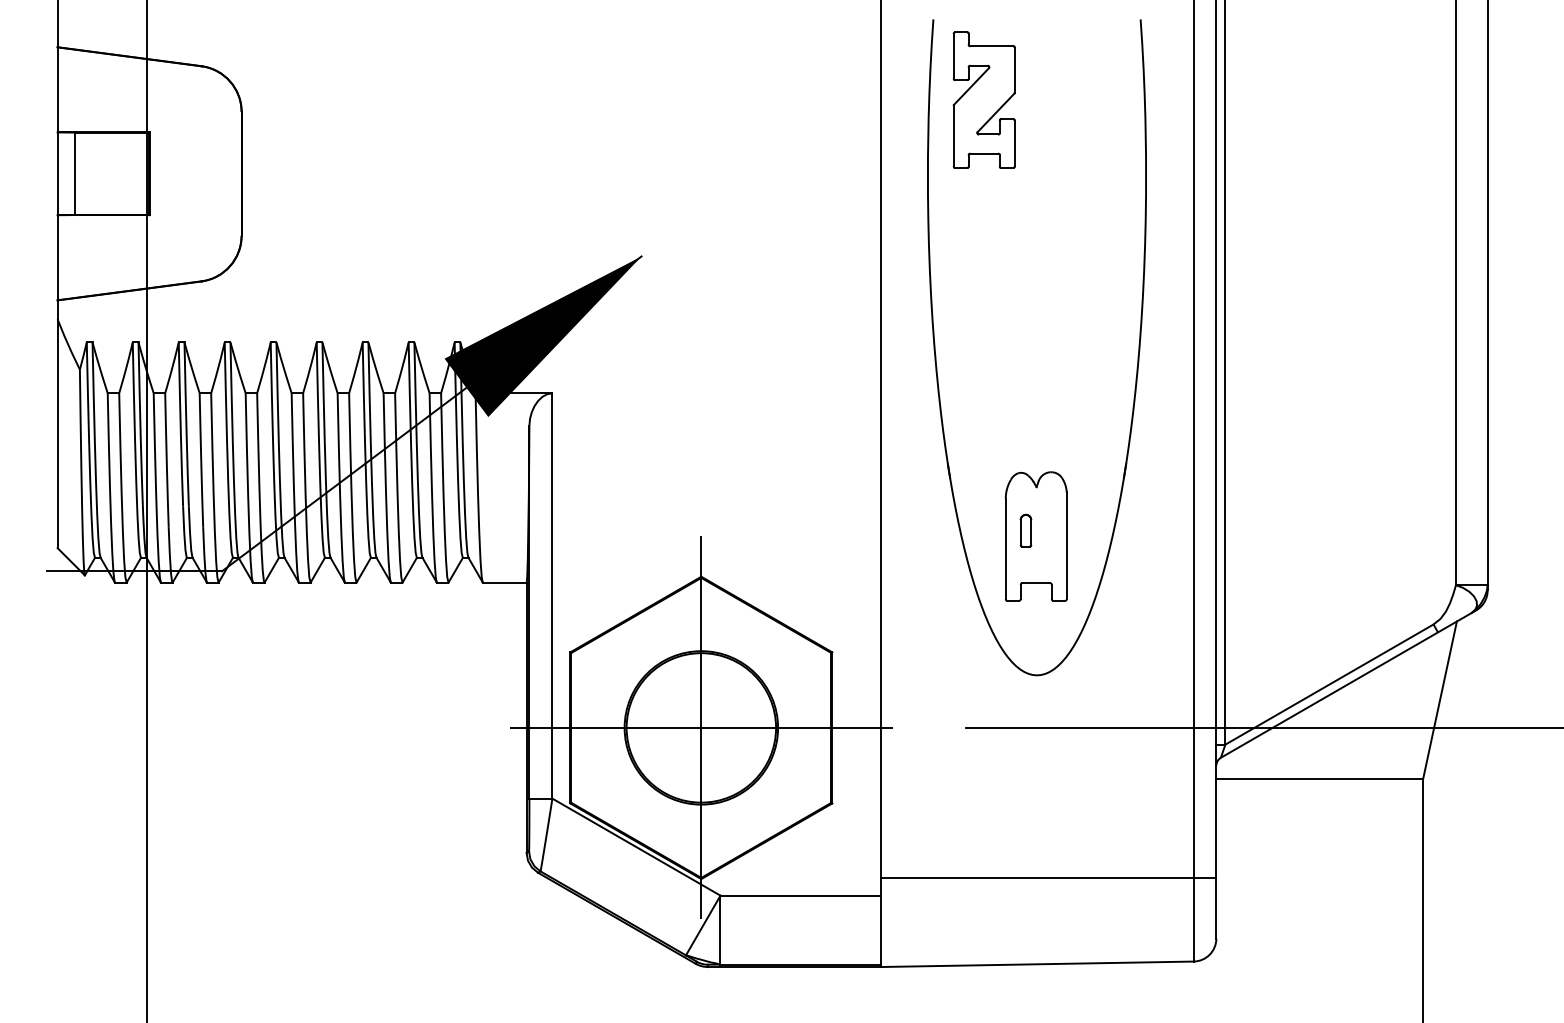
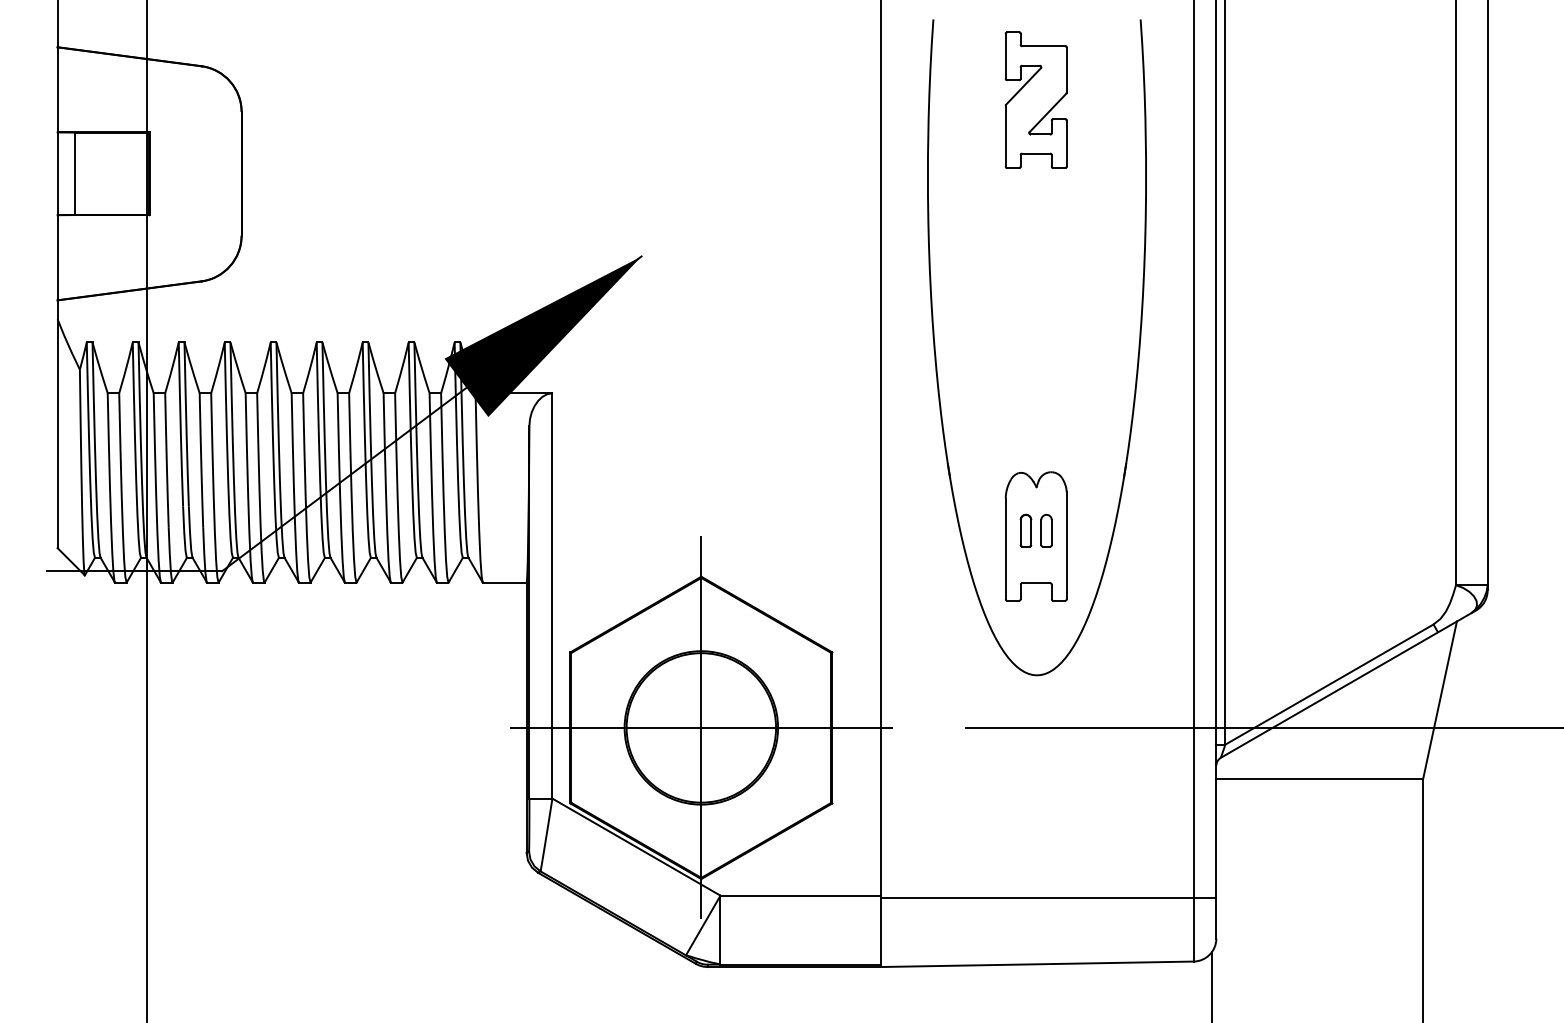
part position: (983, 99) -> (1035, 99) (1035, 99)
part: none -> present (1046, 530)
line position: (1048, 878) -> (1048, 898) (1048, 898)
line: none -> present (1211, 985)
